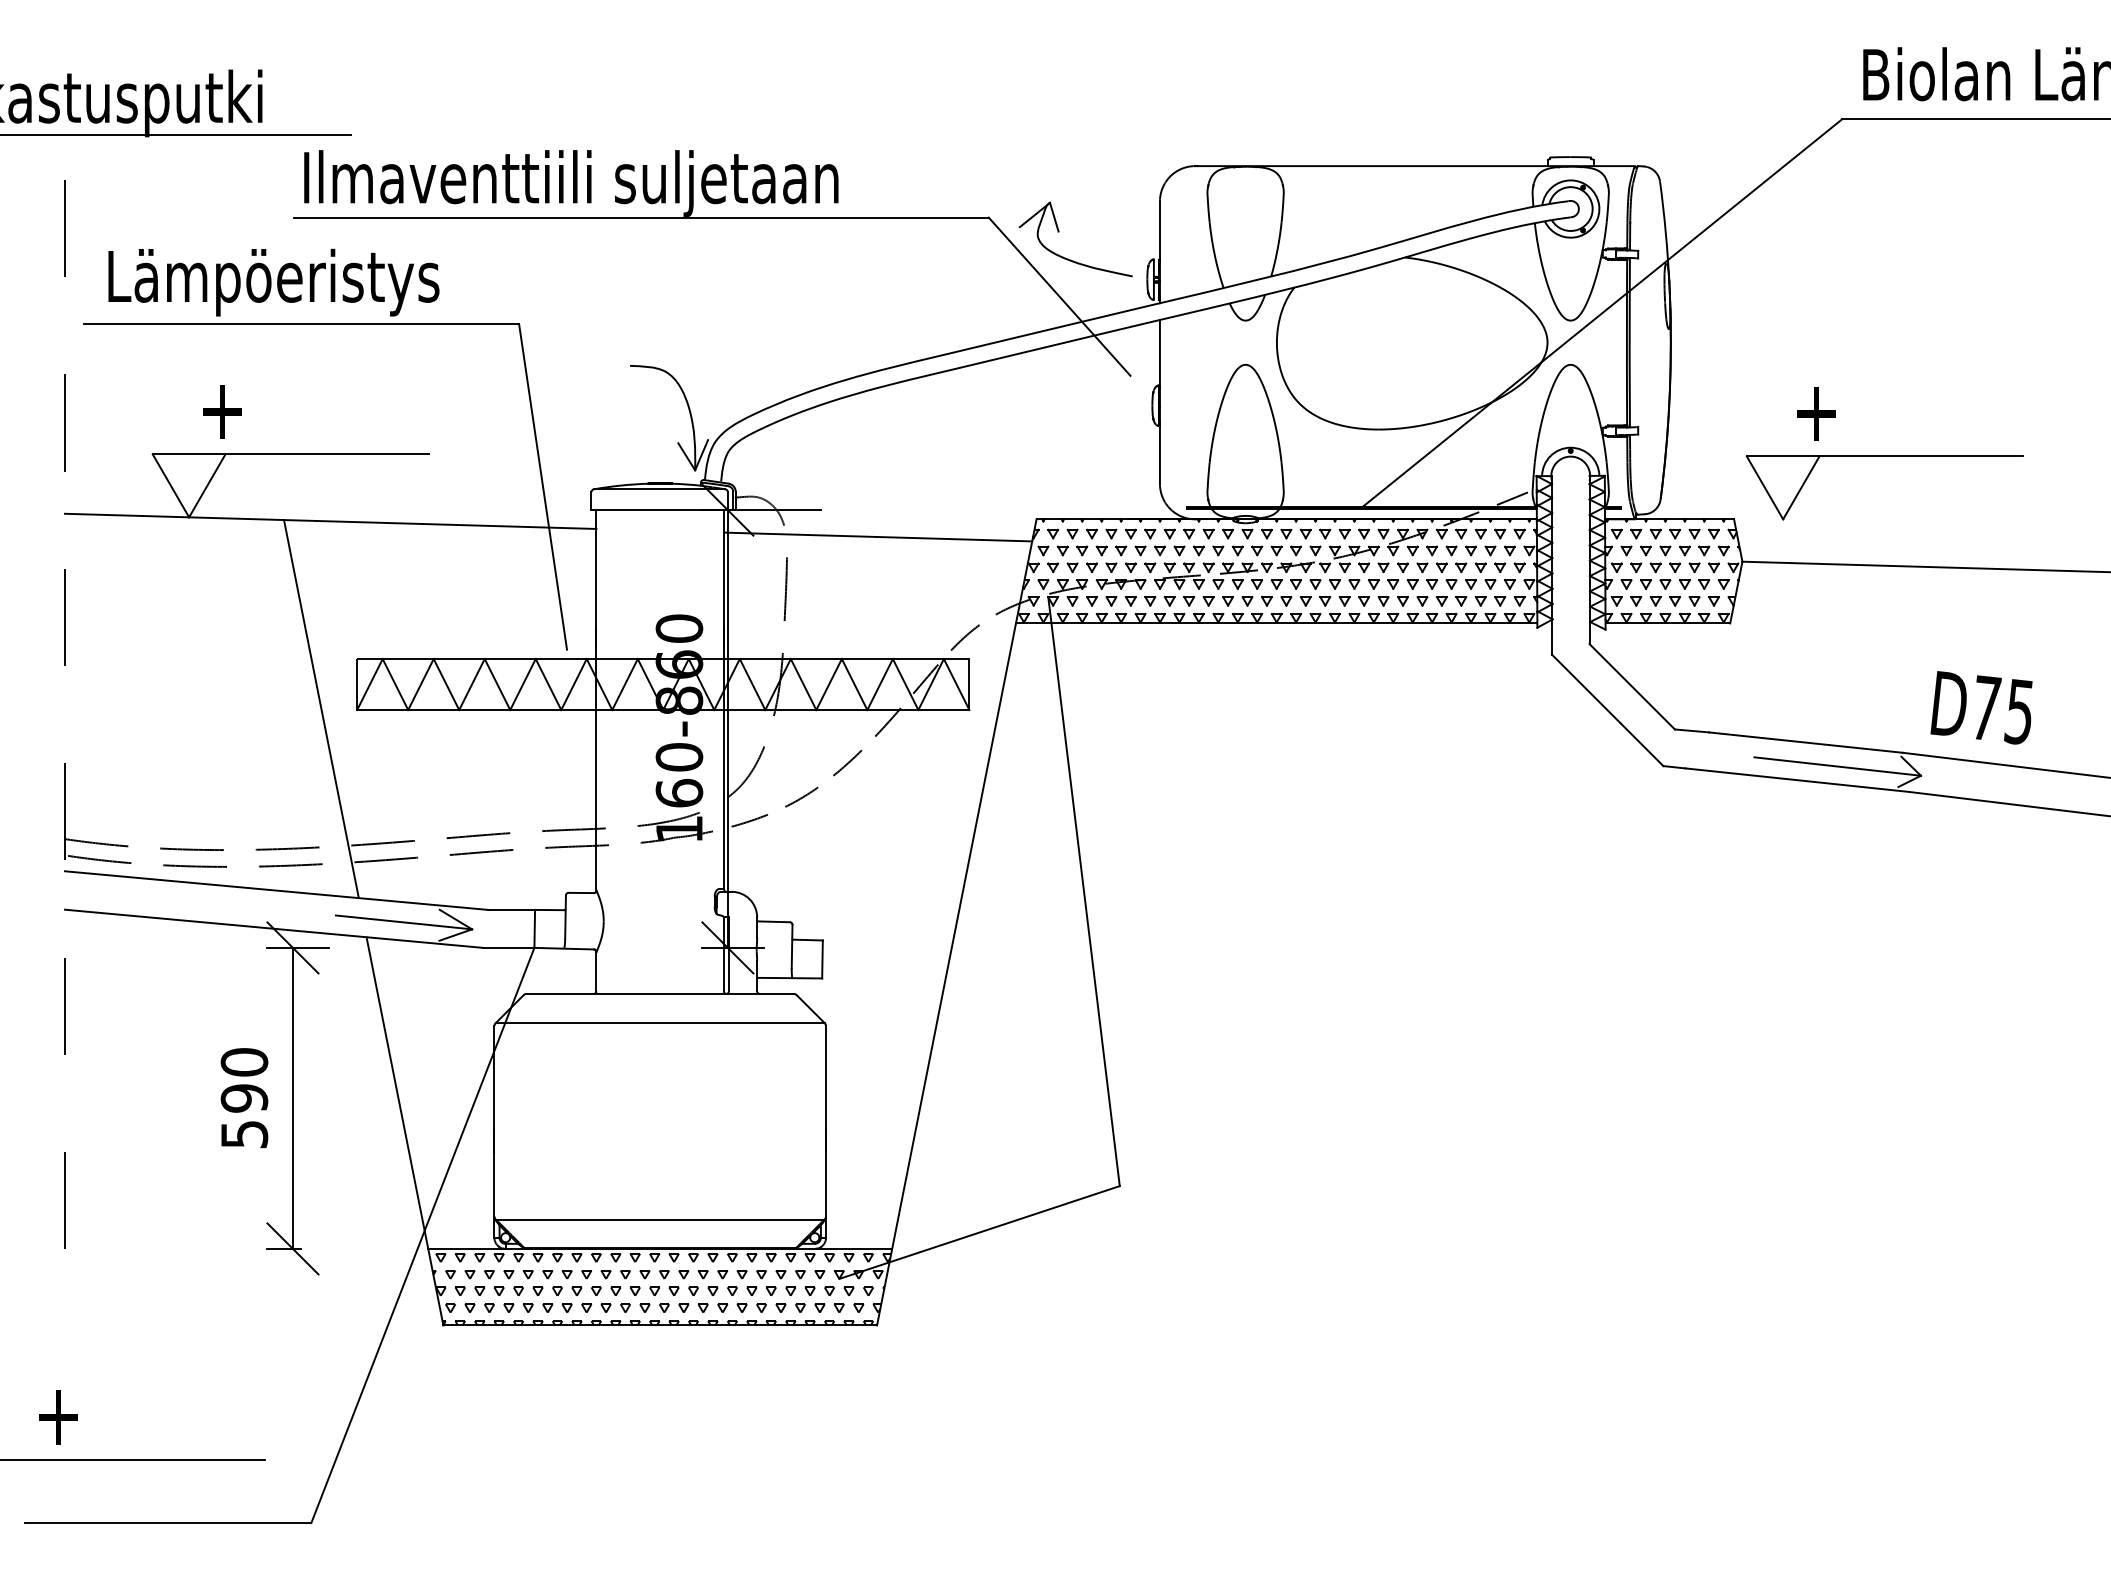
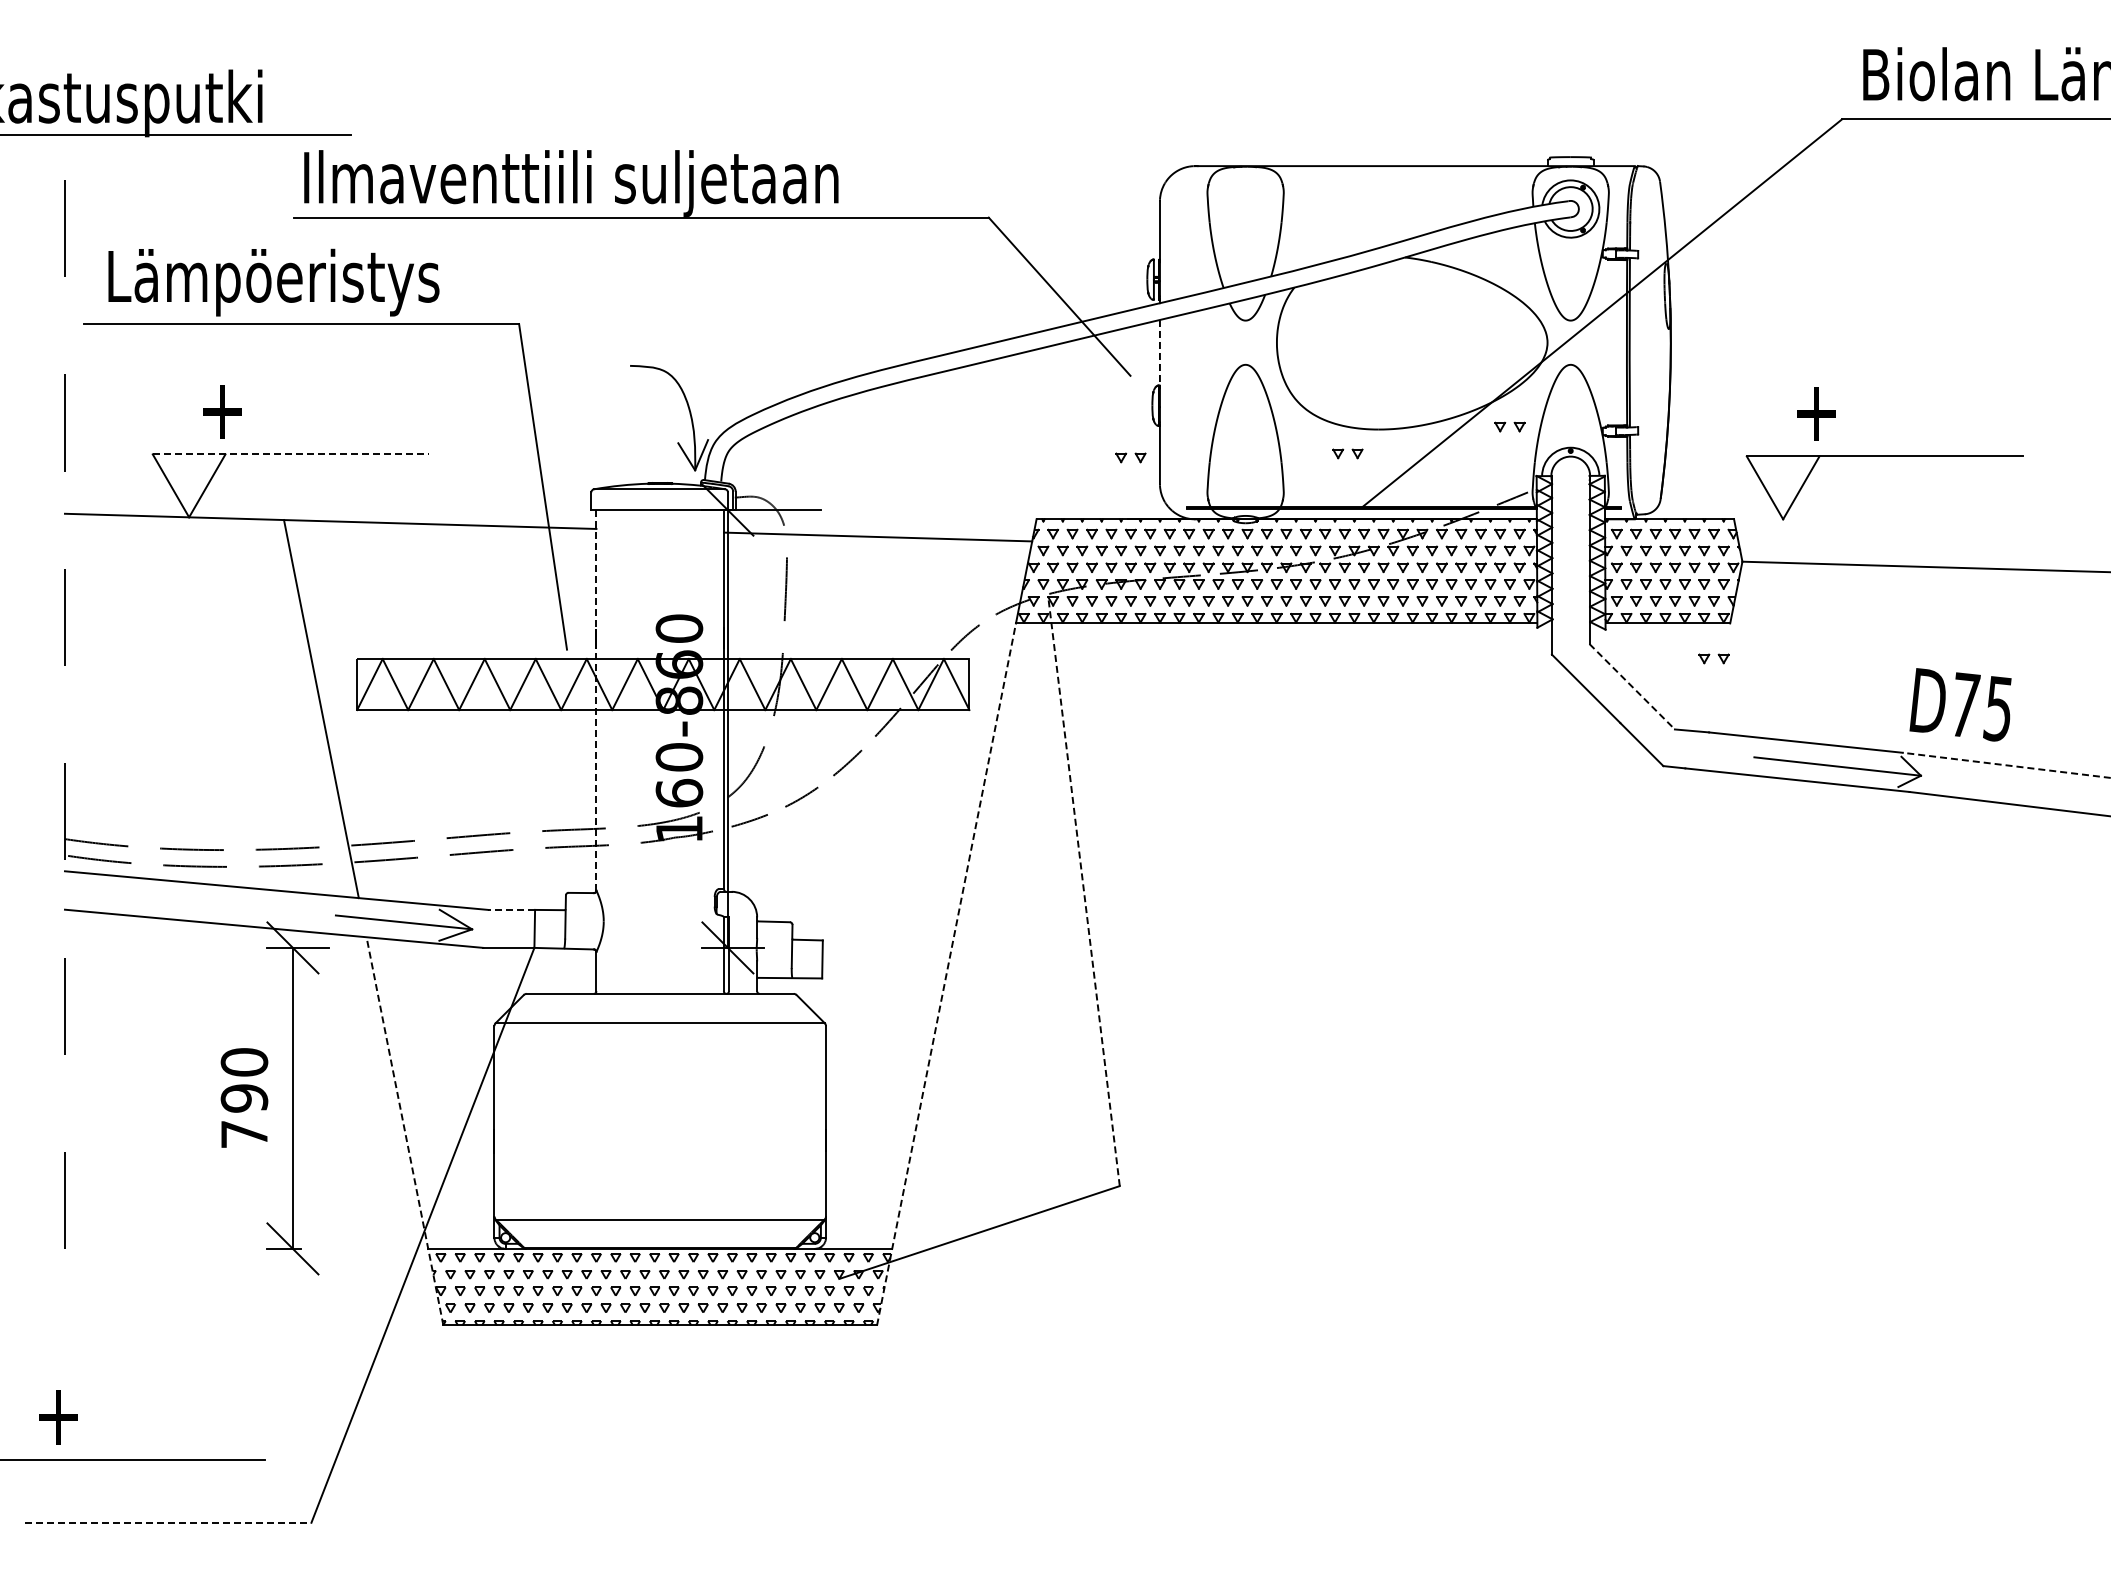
part: present -> none (1059, 232)
line: solid -> dashed (1159, 352)
part: none -> present (1509, 426)
part: none -> present (1347, 453)
line: solid -> dashed (291, 454)
part: none -> present (1130, 457)
part: none -> present (1713, 658)
line: solid -> dashed (1632, 687)
line: solid -> dashed (596, 699)
text position: (1981, 707) -> (1960, 704) (1960, 704)
line: solid -> dashed (2006, 765)
line: solid -> dashed (1084, 891)
line: solid -> dashed (511, 909)
line: solid -> dashed (946, 974)
line: solid -> dashed (404, 1131)
text: 590 -> 790 (244, 1134)
line: solid -> dashed (168, 1522)
